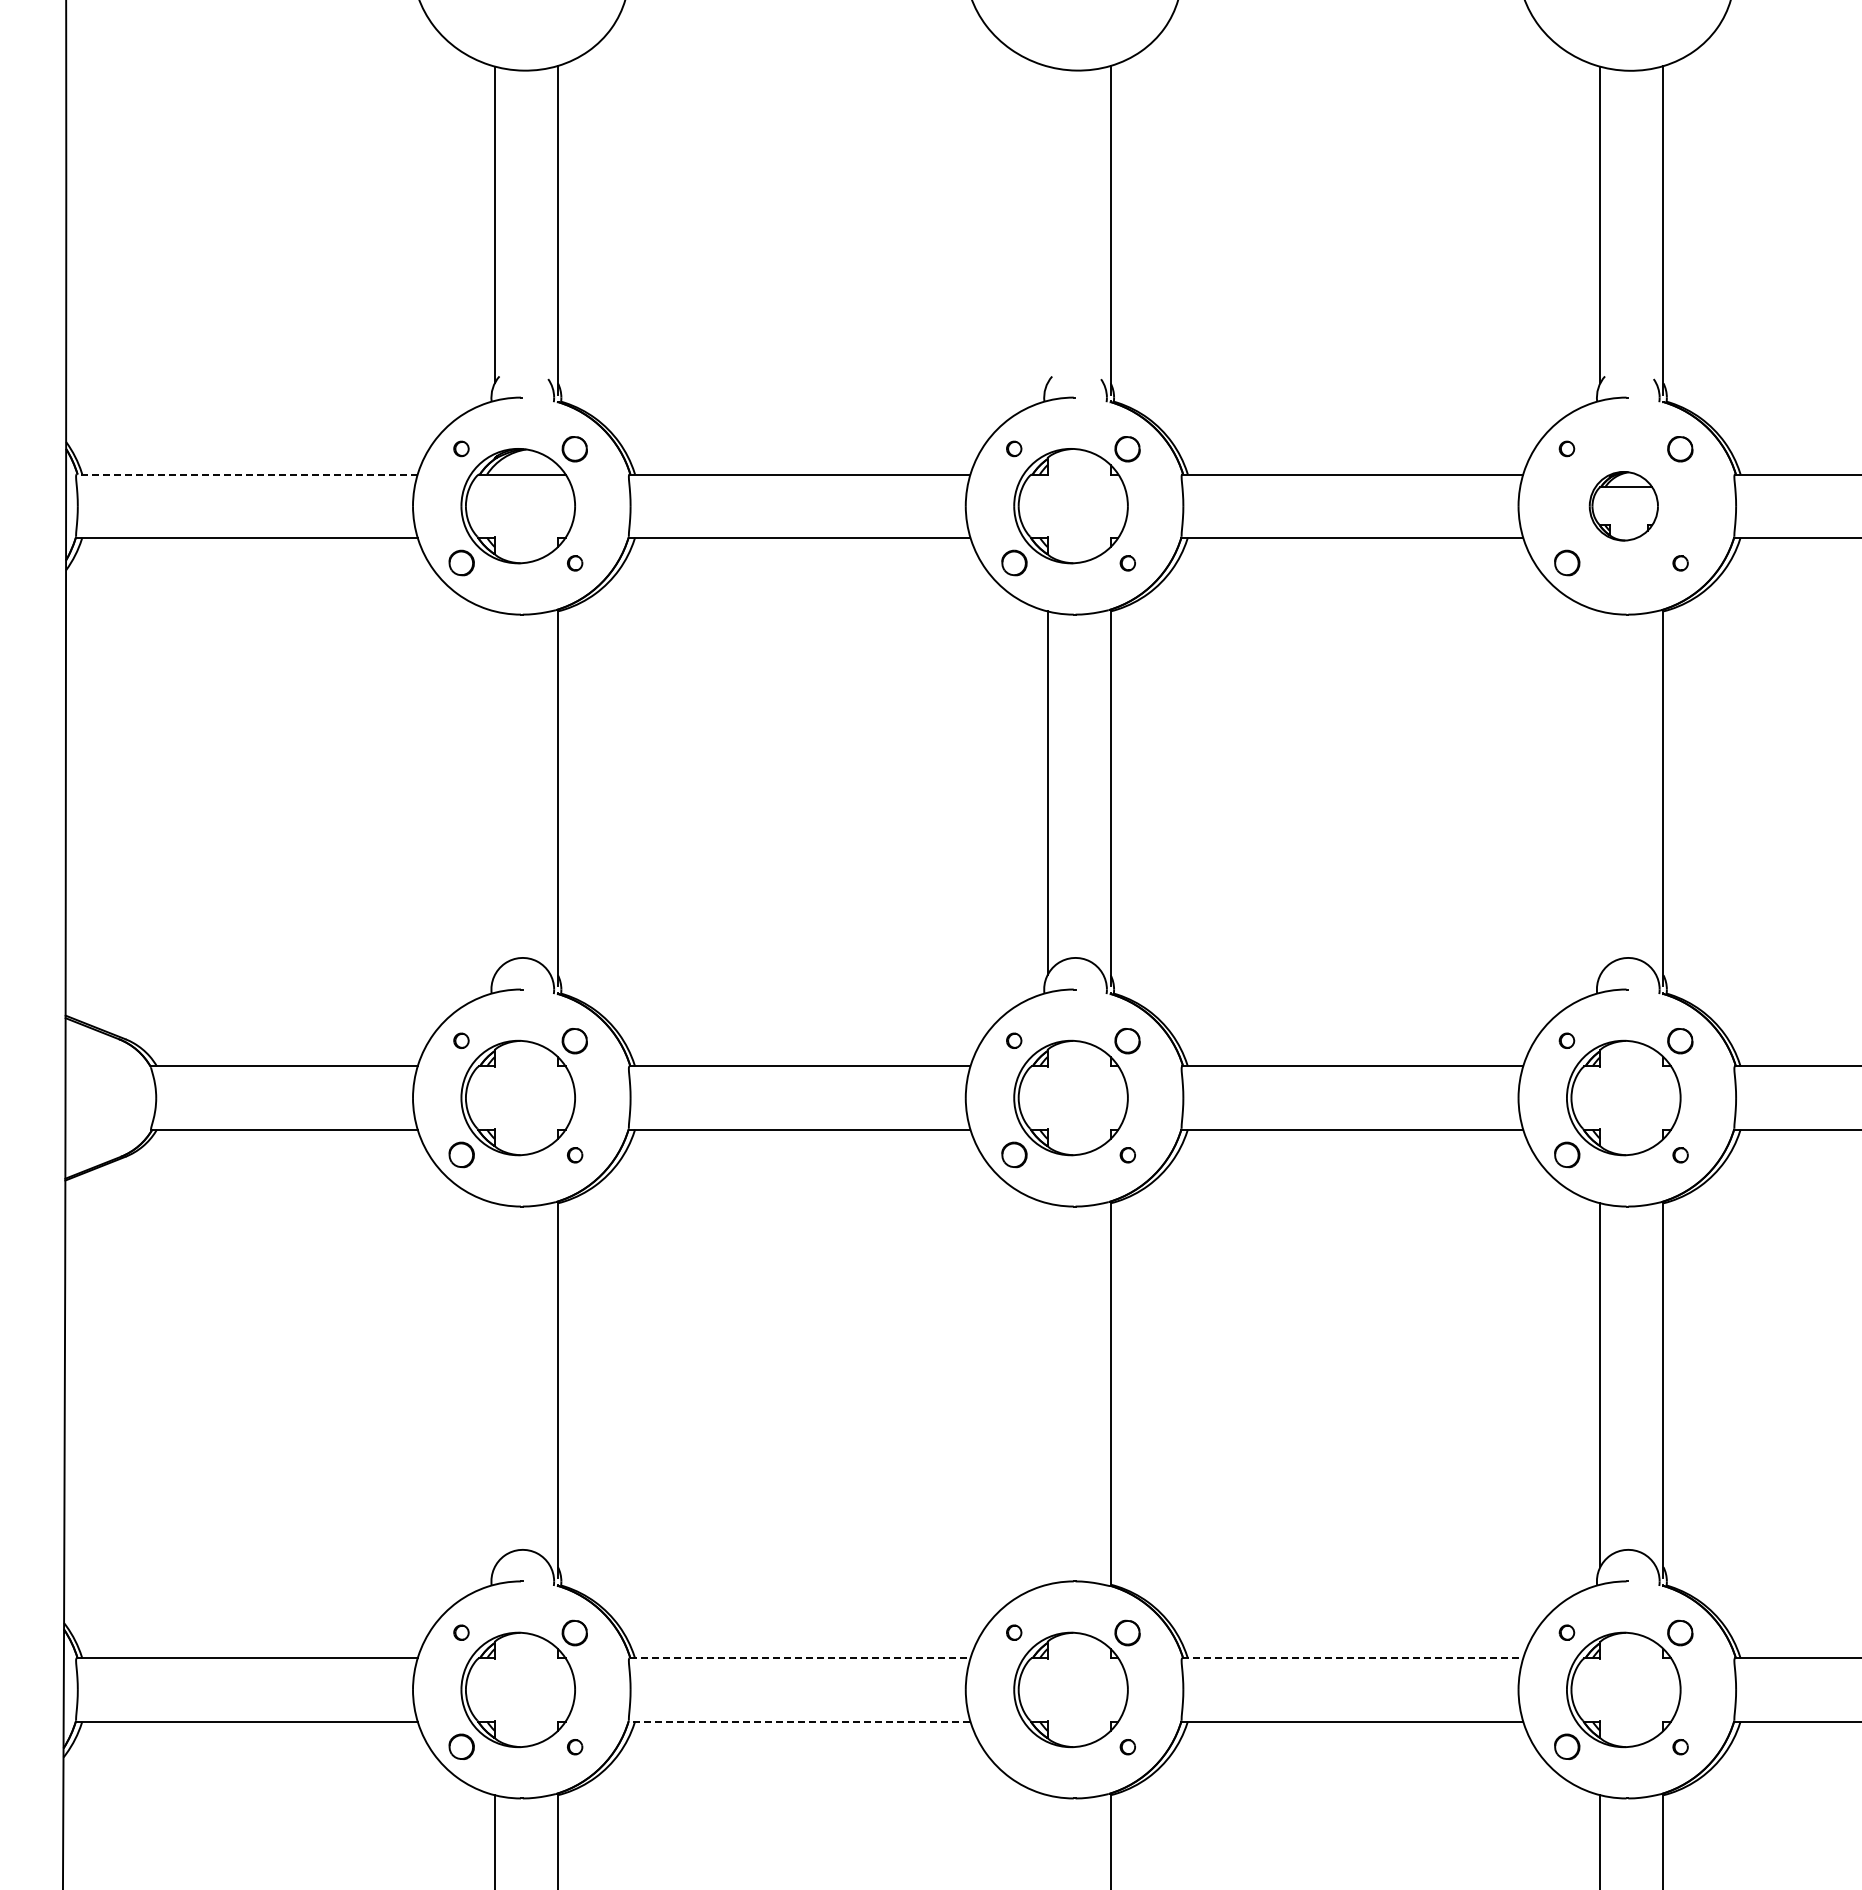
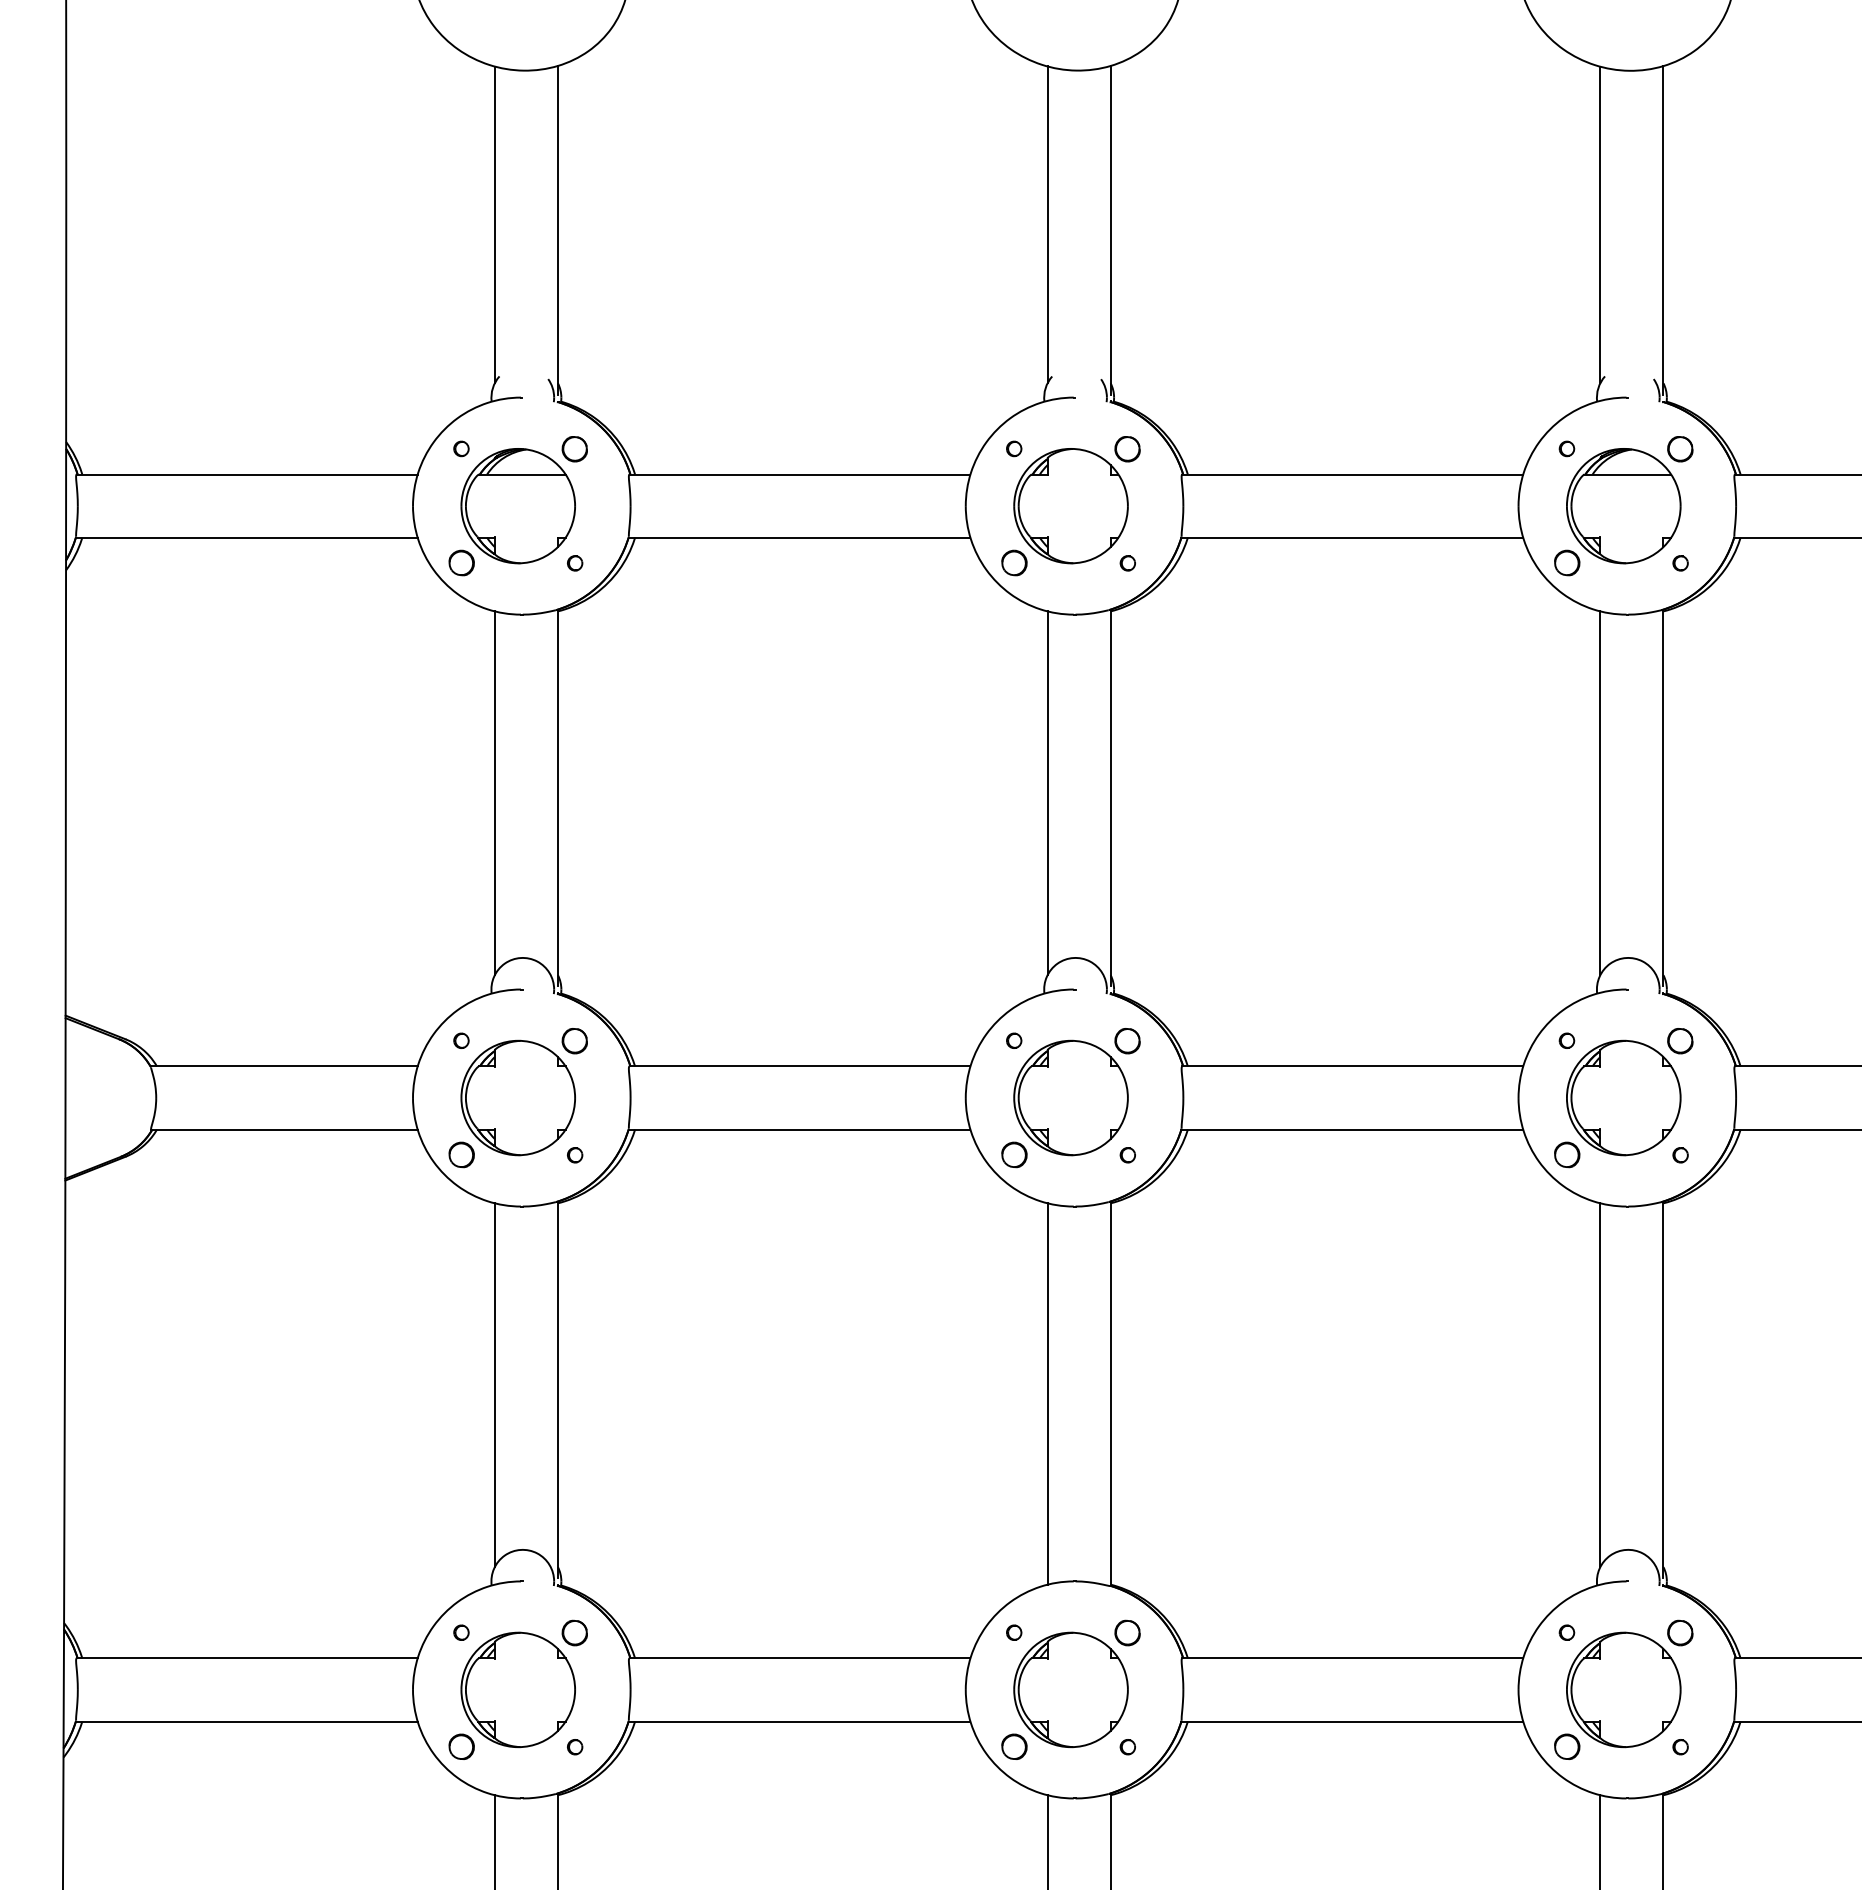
line: none -> present (1047, 224)
line: dashed -> solid (246, 474)
part size: 71x71 px -> 116x117 px (1623, 506)
line: none -> present (494, 793)
line: none -> present (1600, 793)
line: none -> present (494, 1385)
line: none -> present (1047, 1393)
line: dashed -> solid (800, 1658)
line: dashed -> solid (1353, 1658)
line: dashed -> solid (799, 1721)
part: none -> present (1014, 1746)
line: none -> present (1047, 1840)
